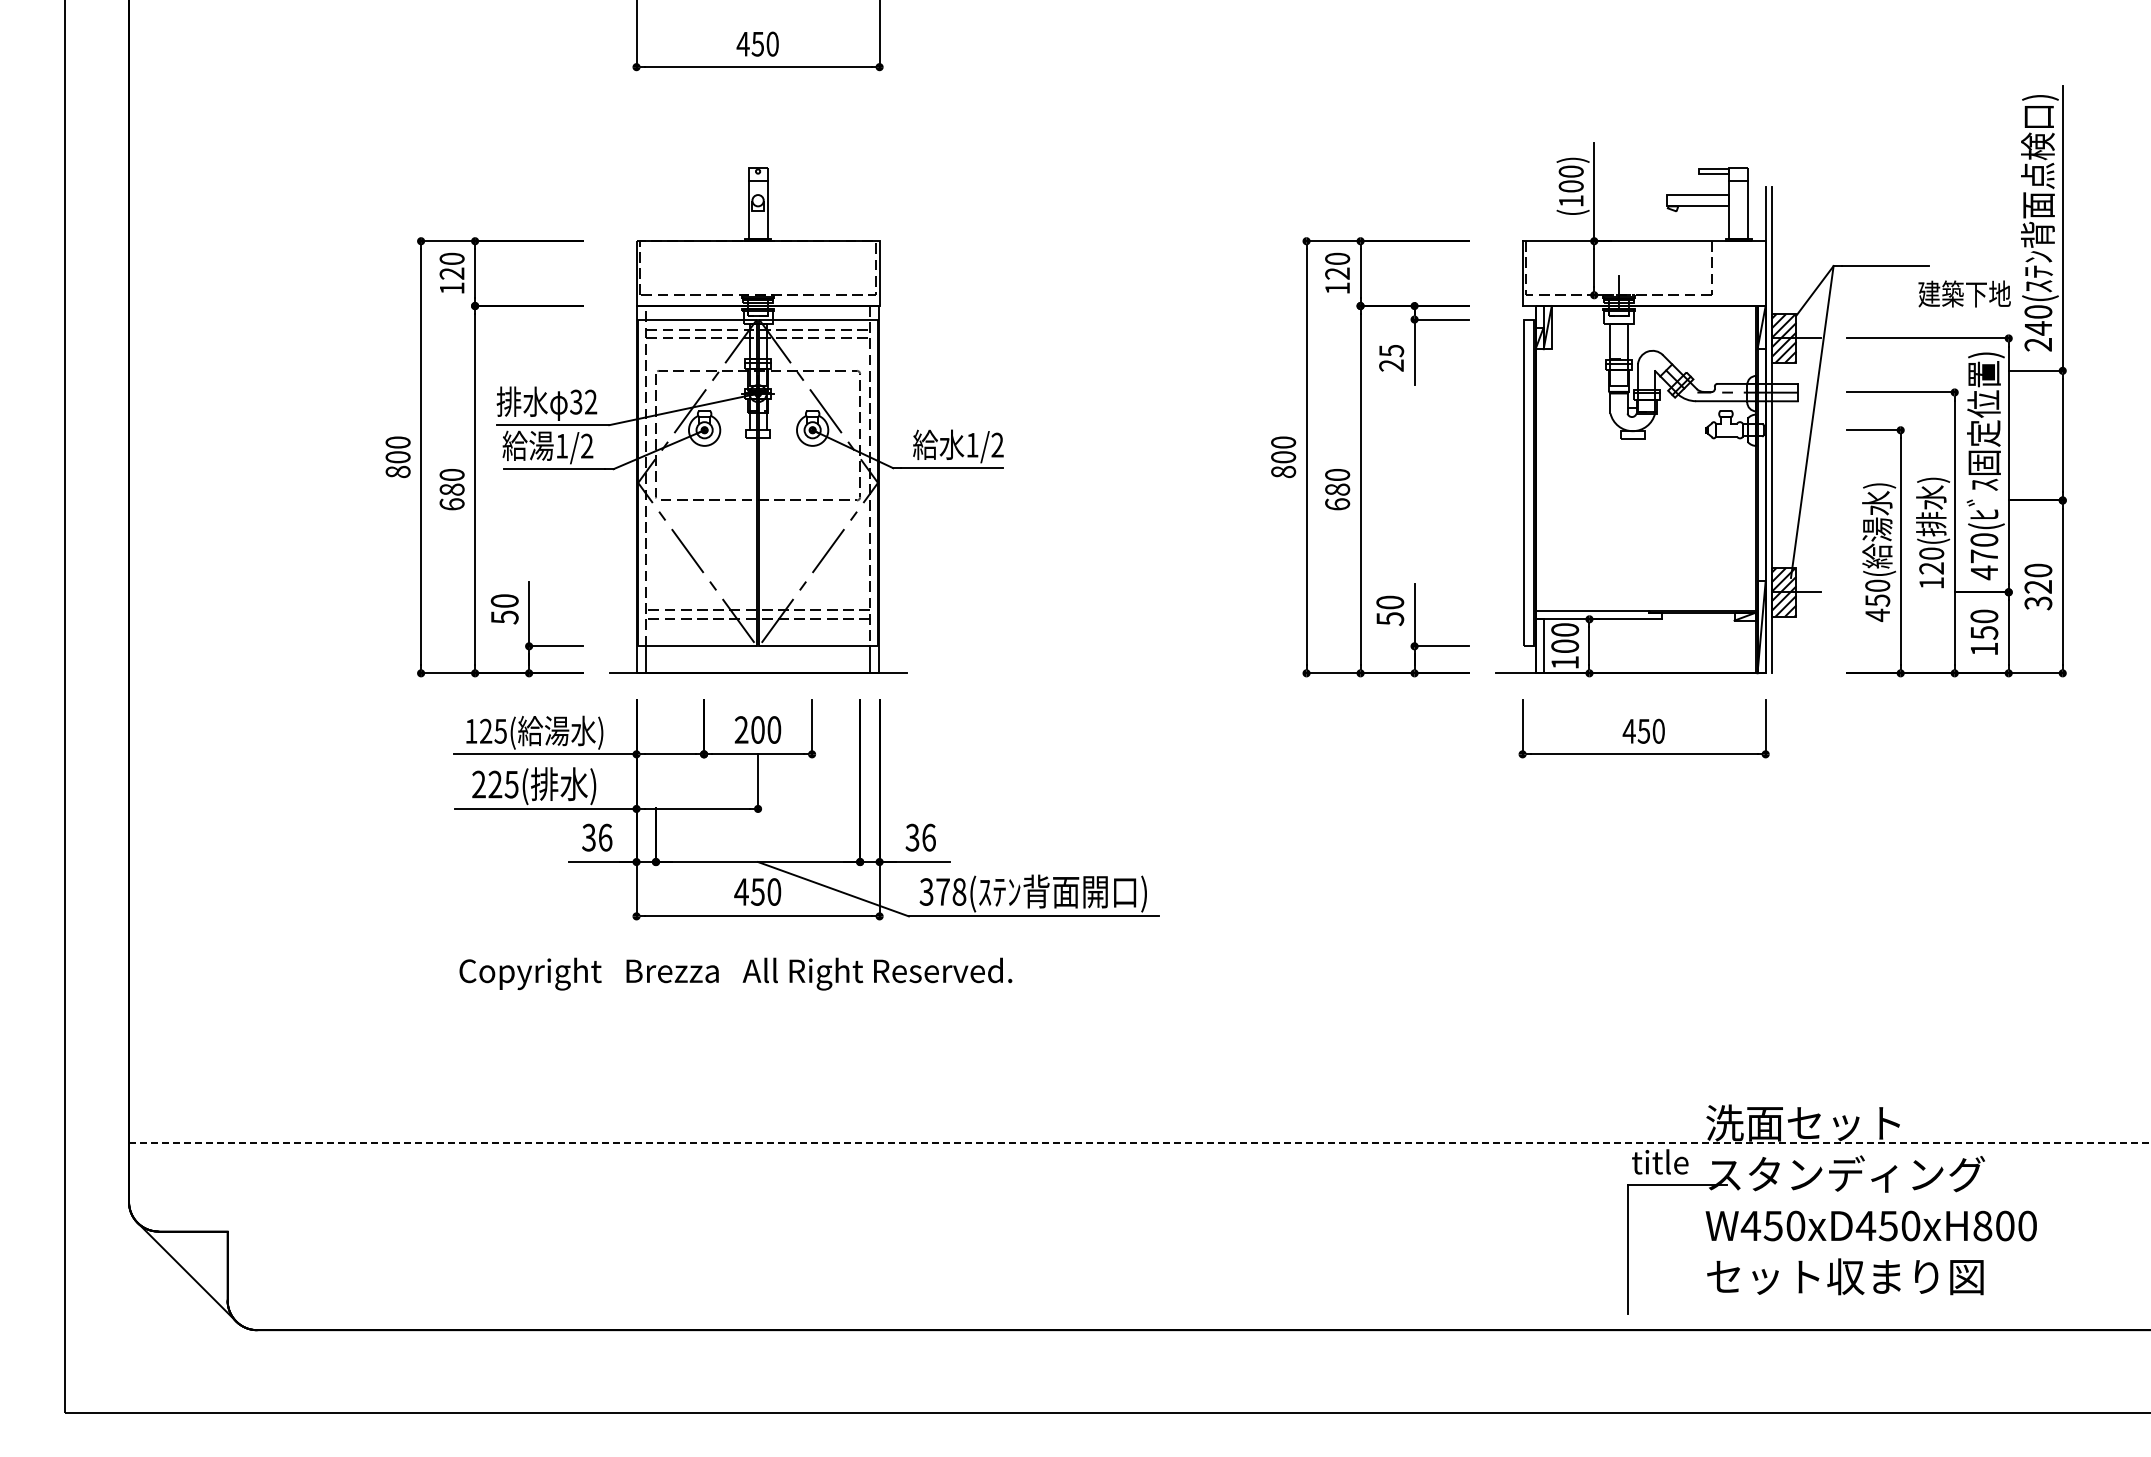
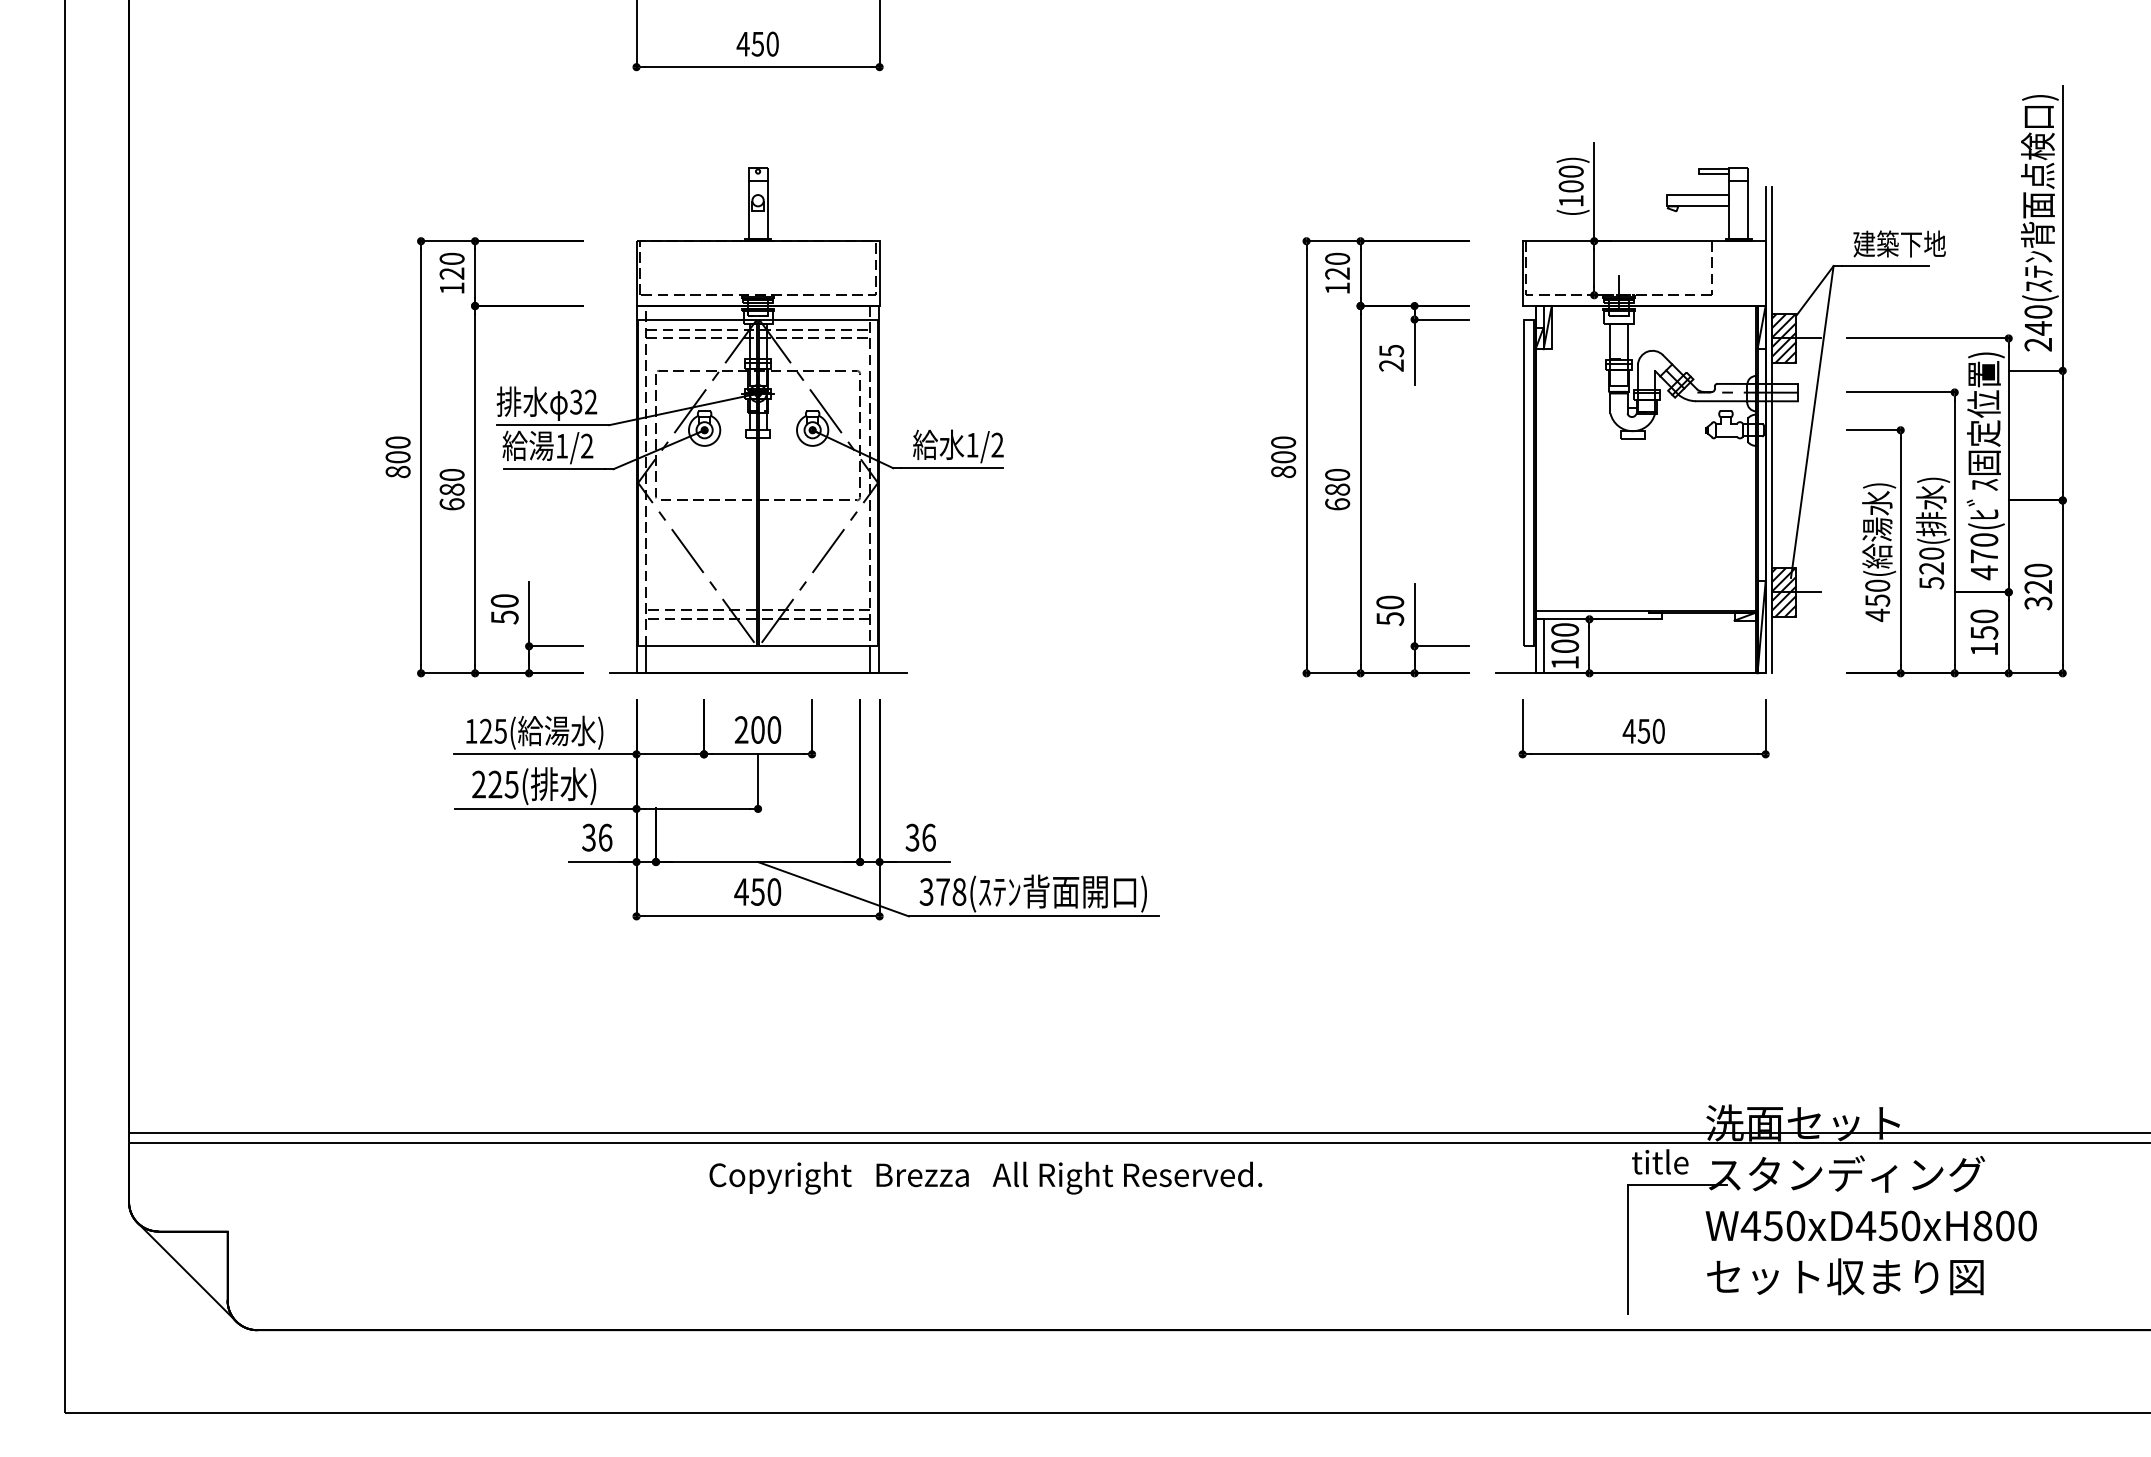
text position: (1964, 293) -> (1899, 243) (1899, 243)
text: 120( -> 520( (1931, 583)
text position: (735, 973) -> (985, 1177) (985, 1177)
line: none -> present (1138, 1132)
line: dashed -> solid (1139, 1142)
